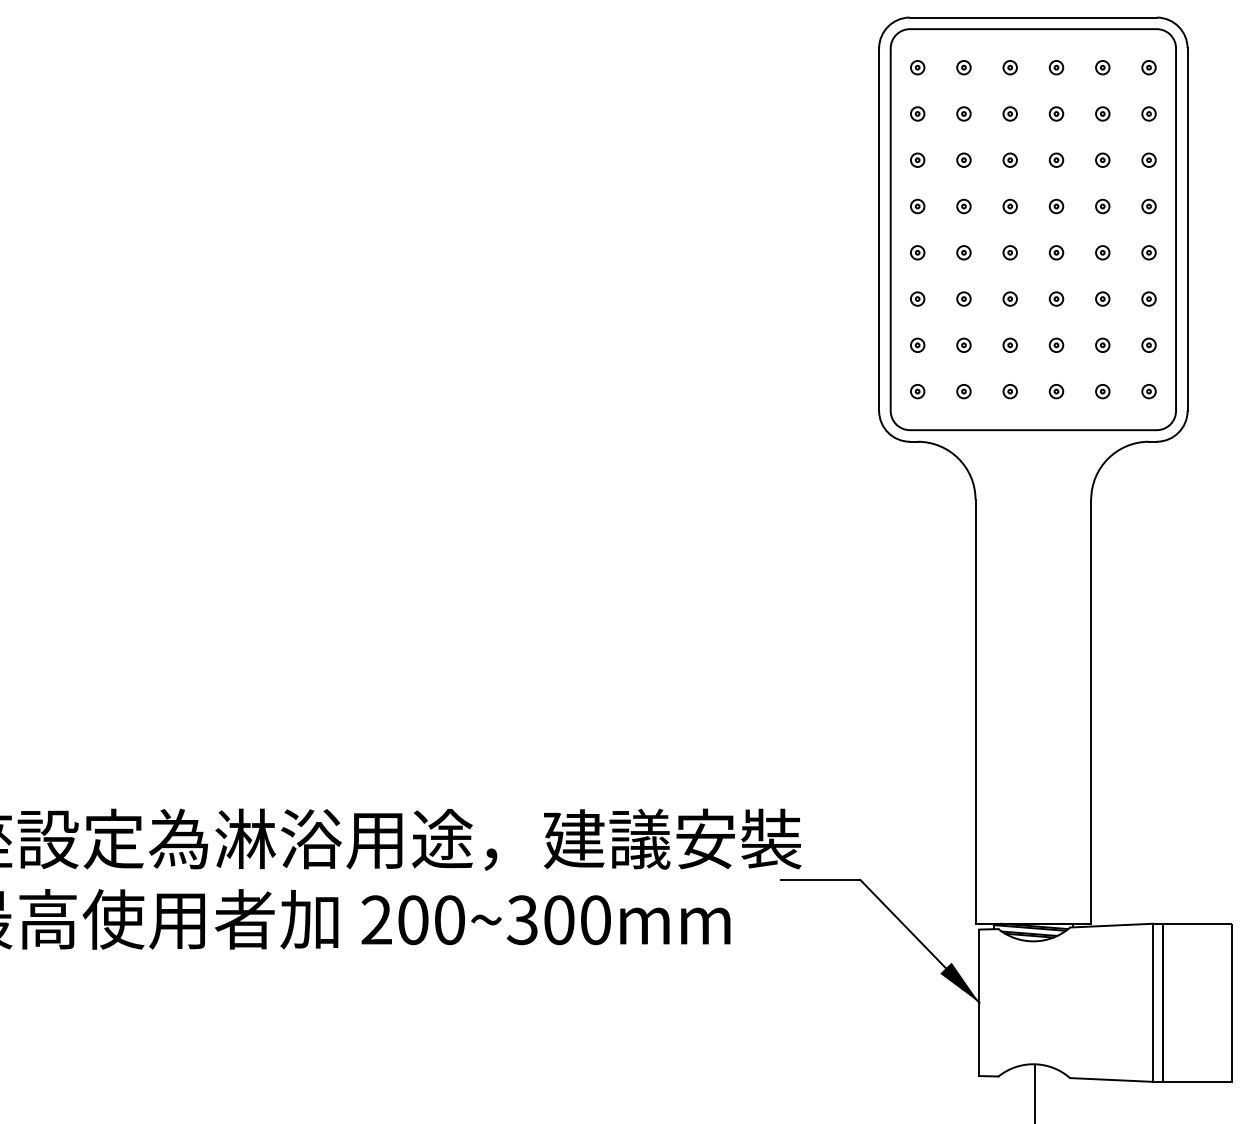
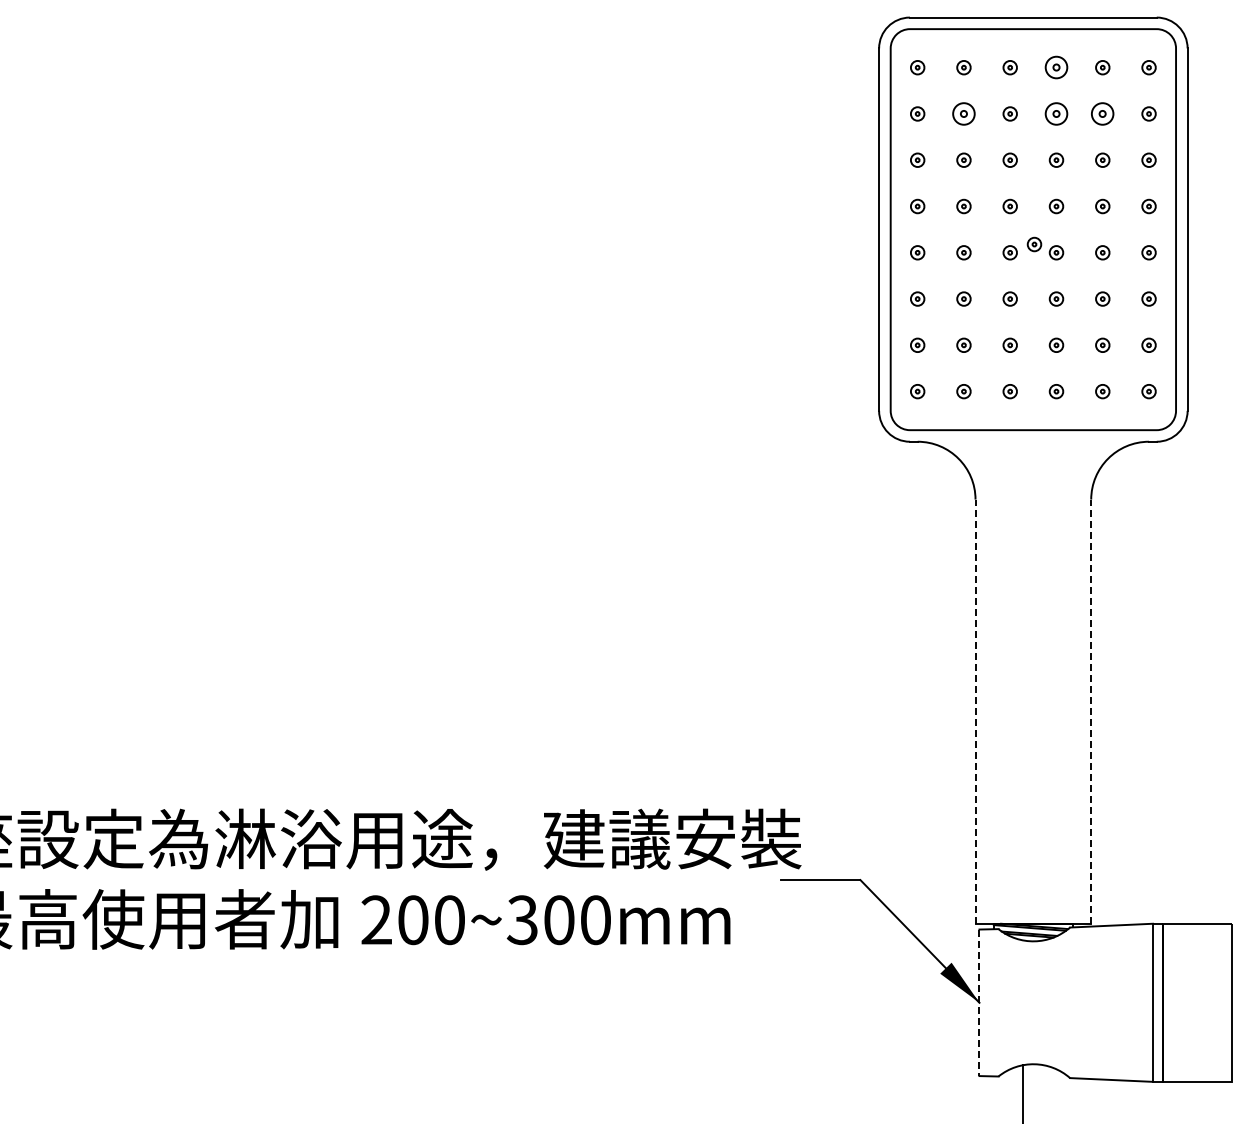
part size: 17x16 px -> 25x25 px (1056, 67)
part size: 16x16 px -> 24x24 px (963, 113)
part size: 17x16 px -> 25x24 px (1056, 113)
part size: 16x16 px -> 24x24 px (1102, 113)
part: none -> present (1034, 244)
line: solid -> dashed (975, 711)
line: solid -> dashed (1091, 711)
line: solid -> dashed (979, 1003)
line position: (1034, 1092) -> (1022, 1092) (1022, 1092)
